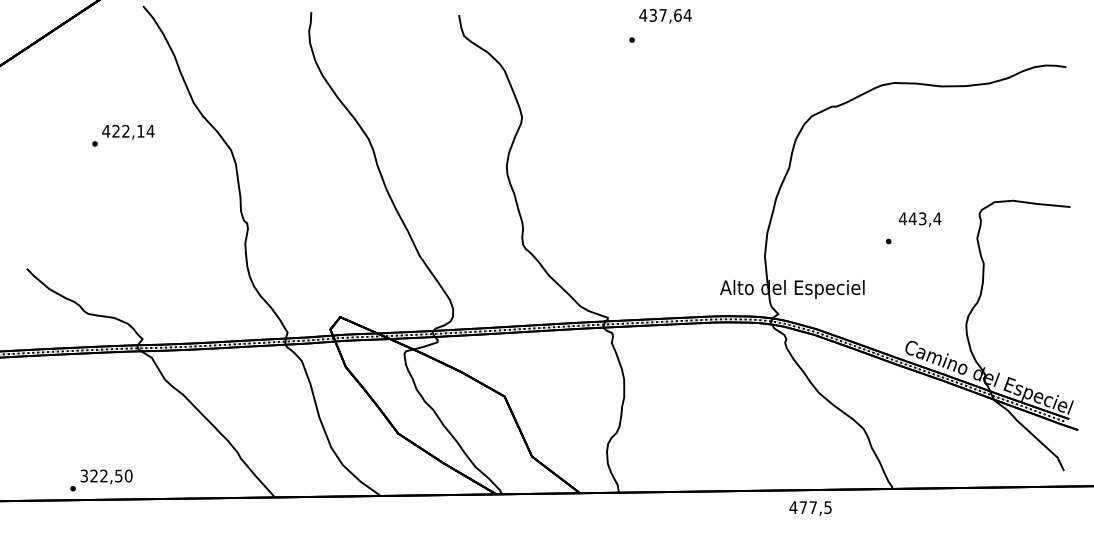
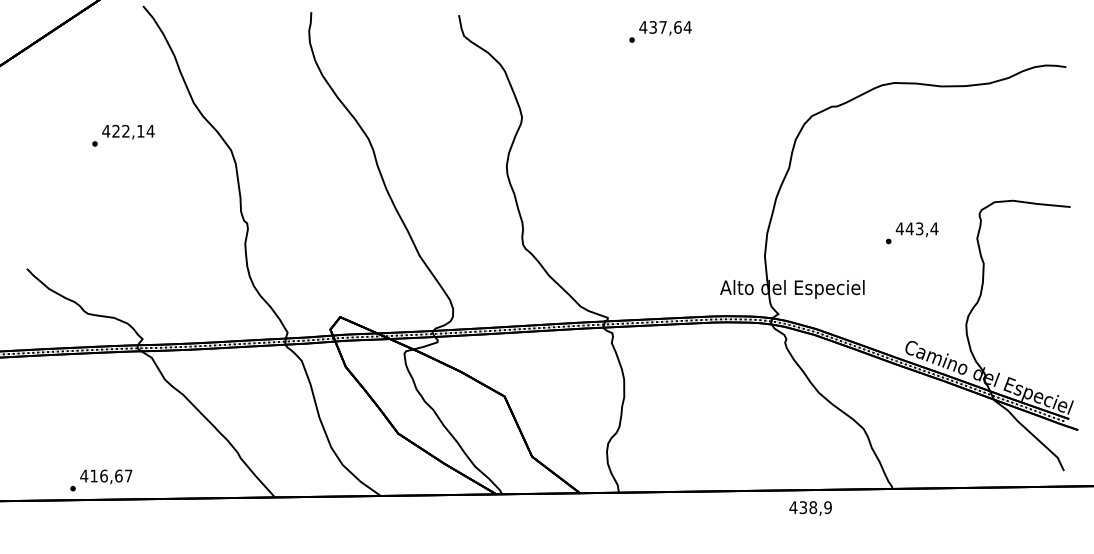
text position: (665, 16) -> (665, 28) (665, 28)
text position: (919, 219) -> (916, 229) (916, 229)
text: 322,50 -> 416,67 (106, 475)
text: 477,5 -> 438,9 (815, 507)
